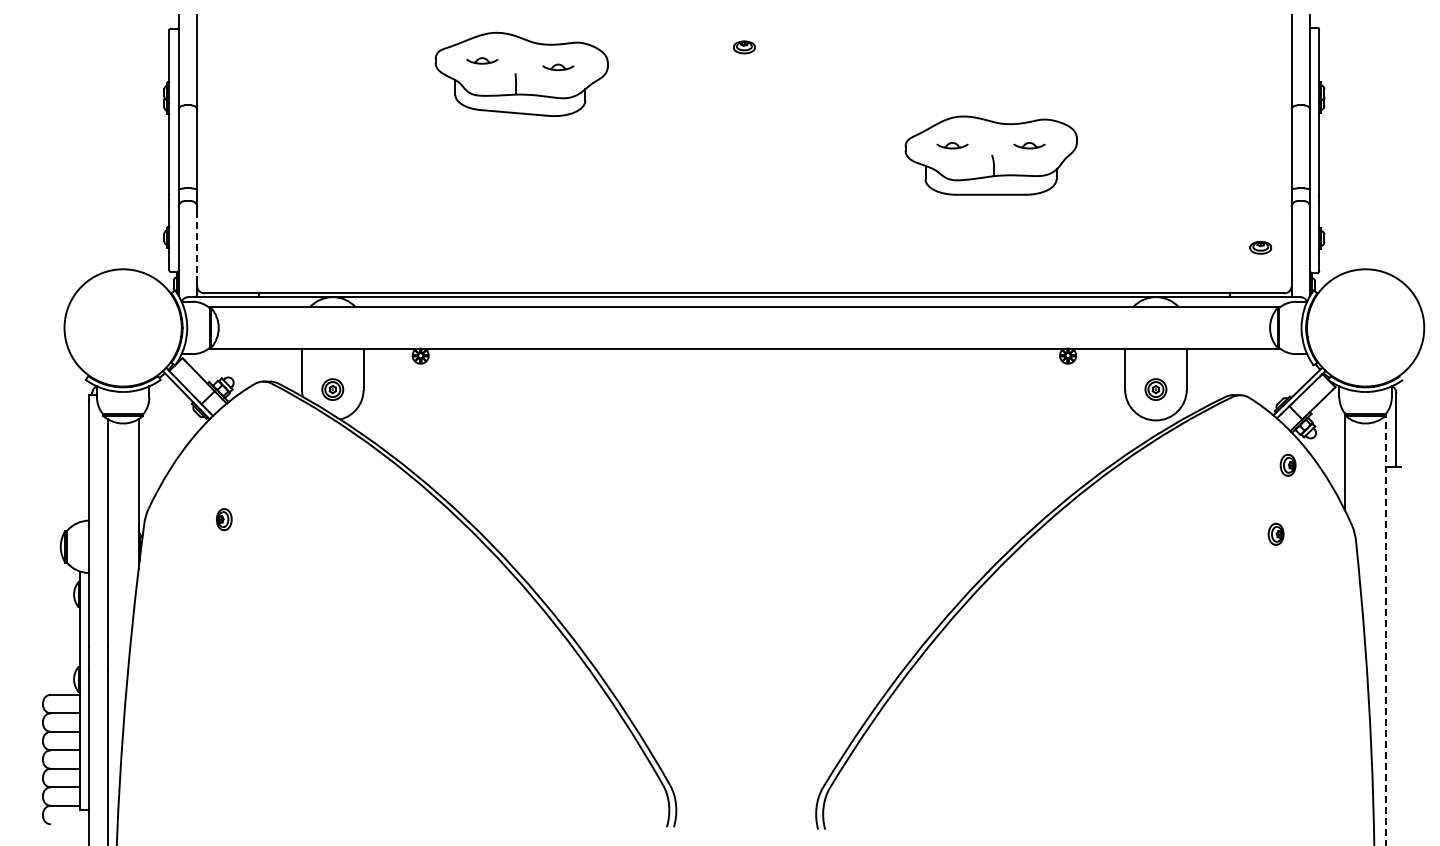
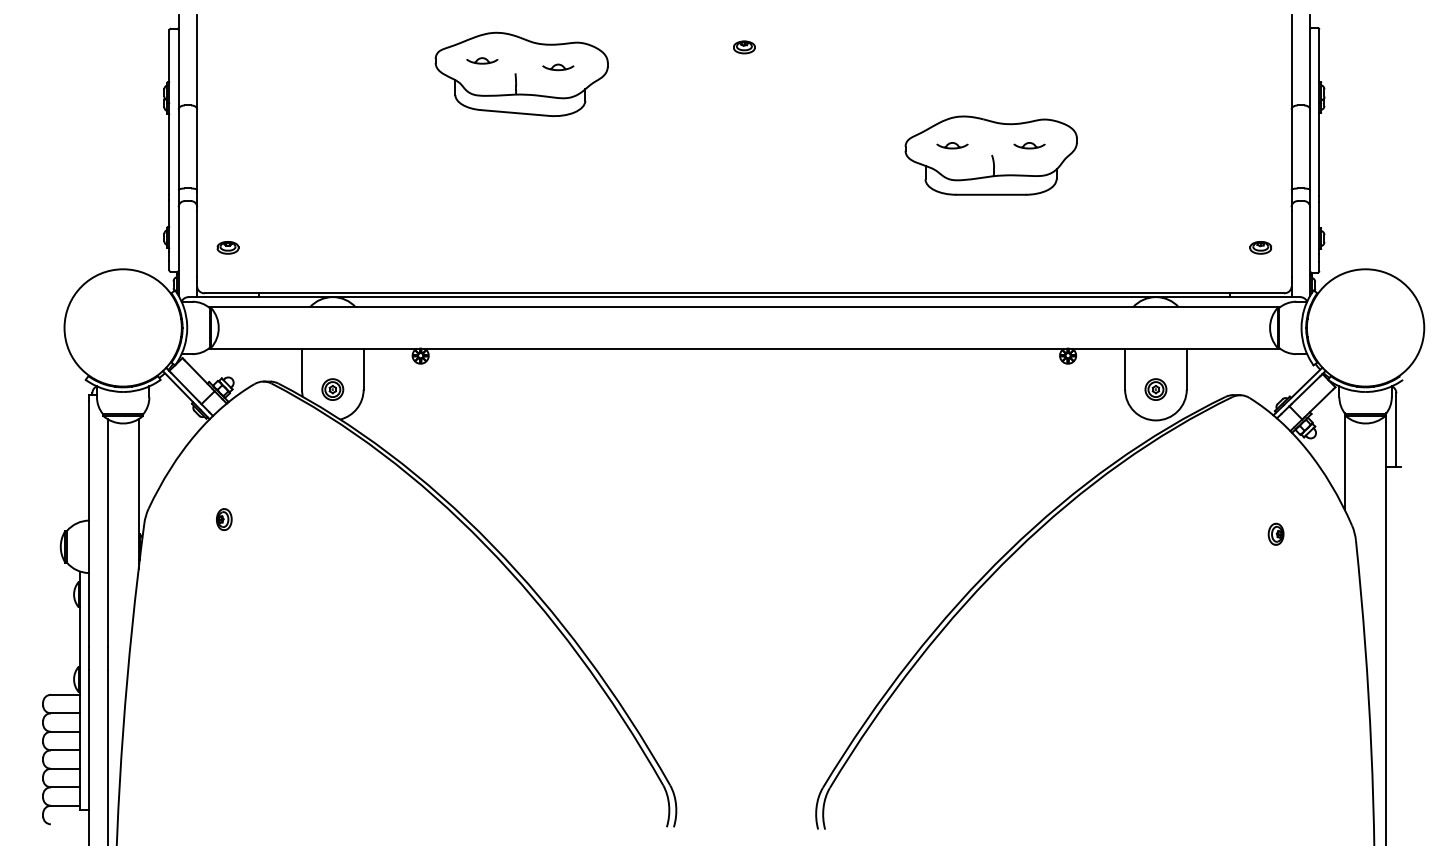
line: dashed -> solid (197, 243)
part: none -> present (227, 247)
part: present -> none (1287, 464)
line: dashed -> solid (1386, 629)
